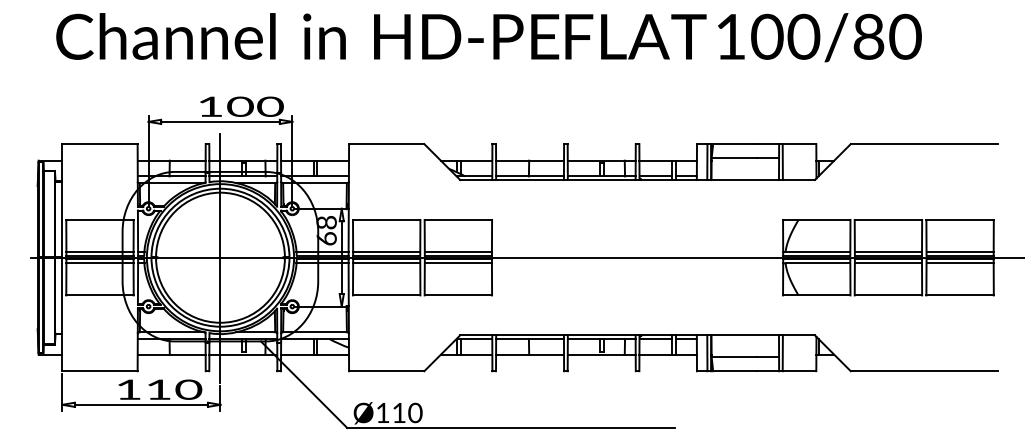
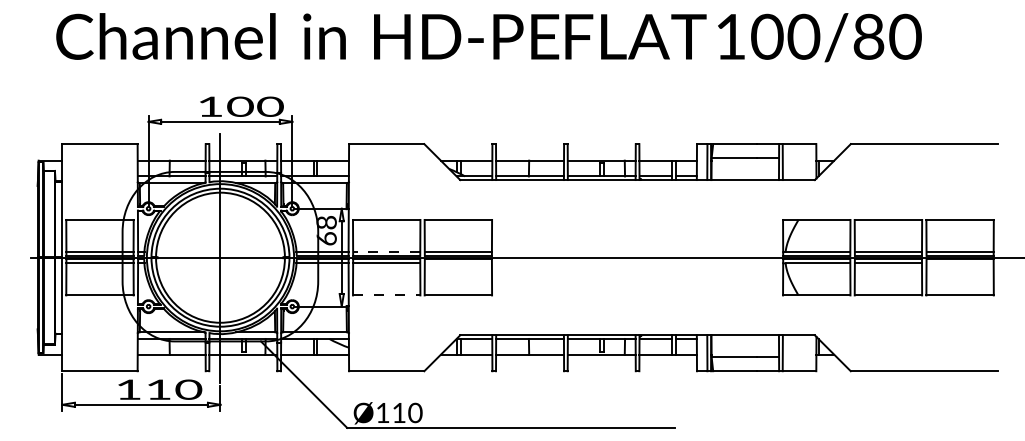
line: solid -> dashed (386, 251)
line: present -> none (457, 263)
line: present -> none (959, 263)
line: solid -> dashed (386, 295)
